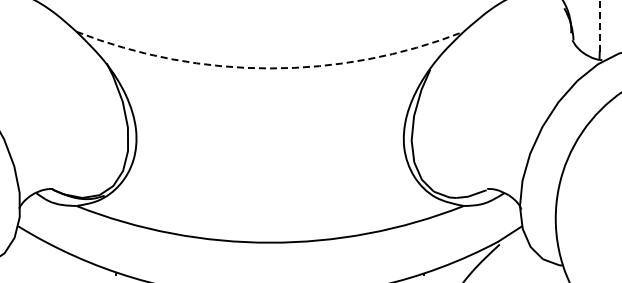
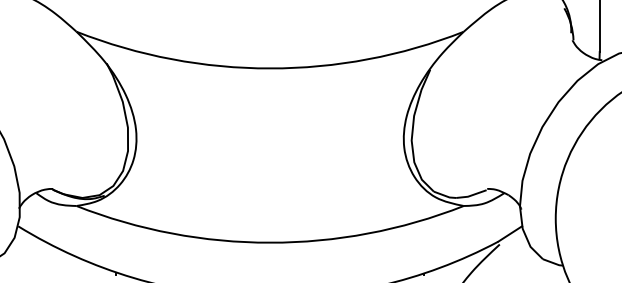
line: dashed -> solid (599, 26)
arc: dashed -> solid (270, 68)
